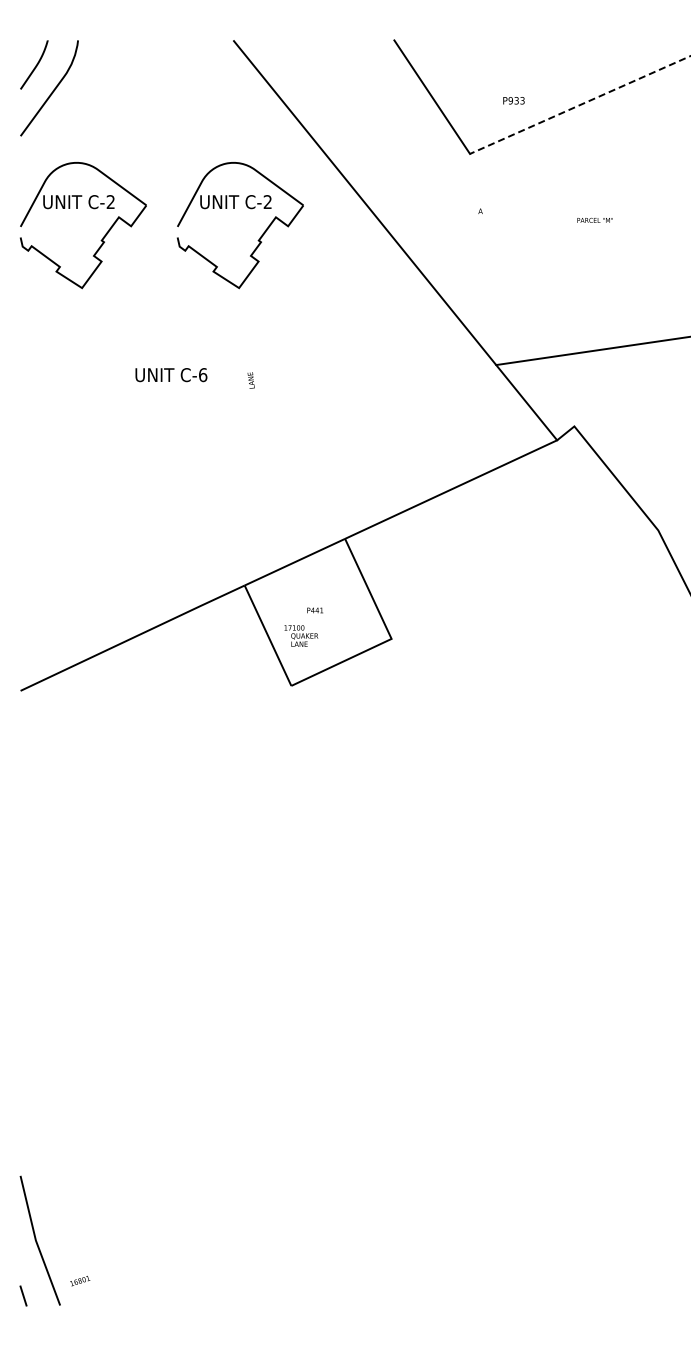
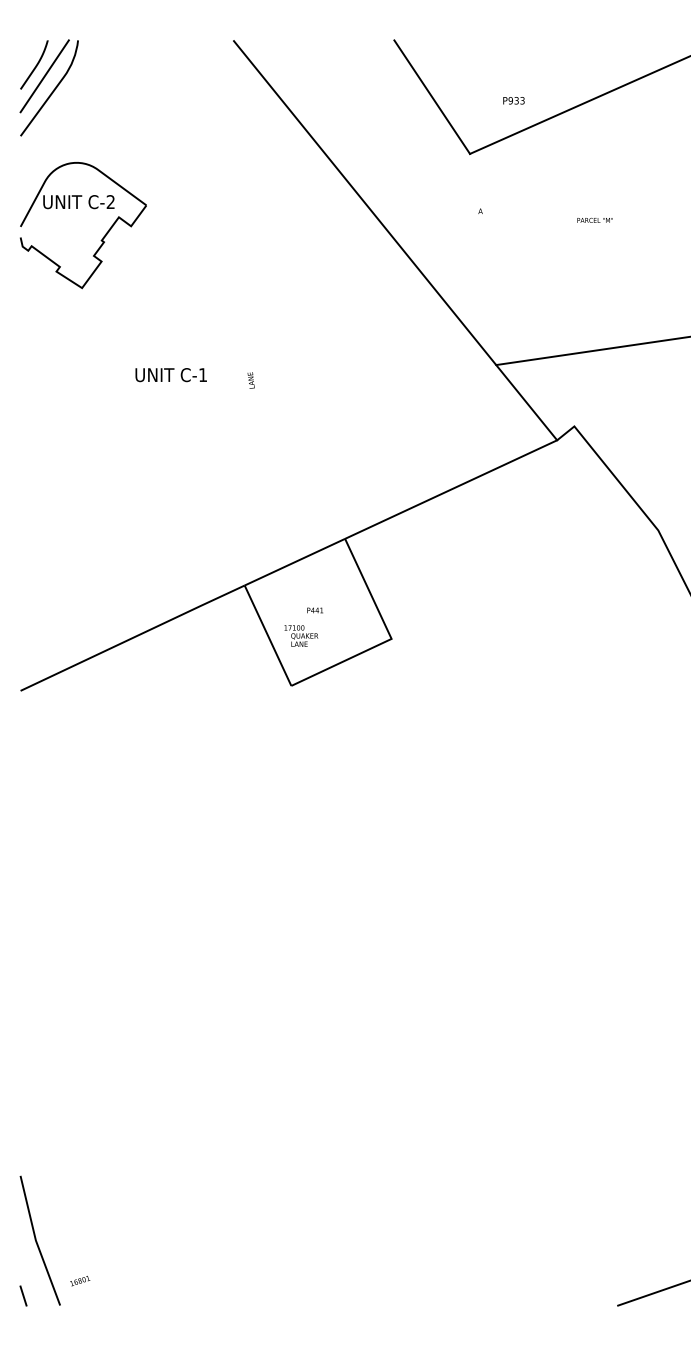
line: none -> present (44, 76)
line: dashed -> solid (579, 105)
part: present -> none (234, 208)
text: C-6 -> C-1 (203, 375)
line: none -> present (652, 1293)
